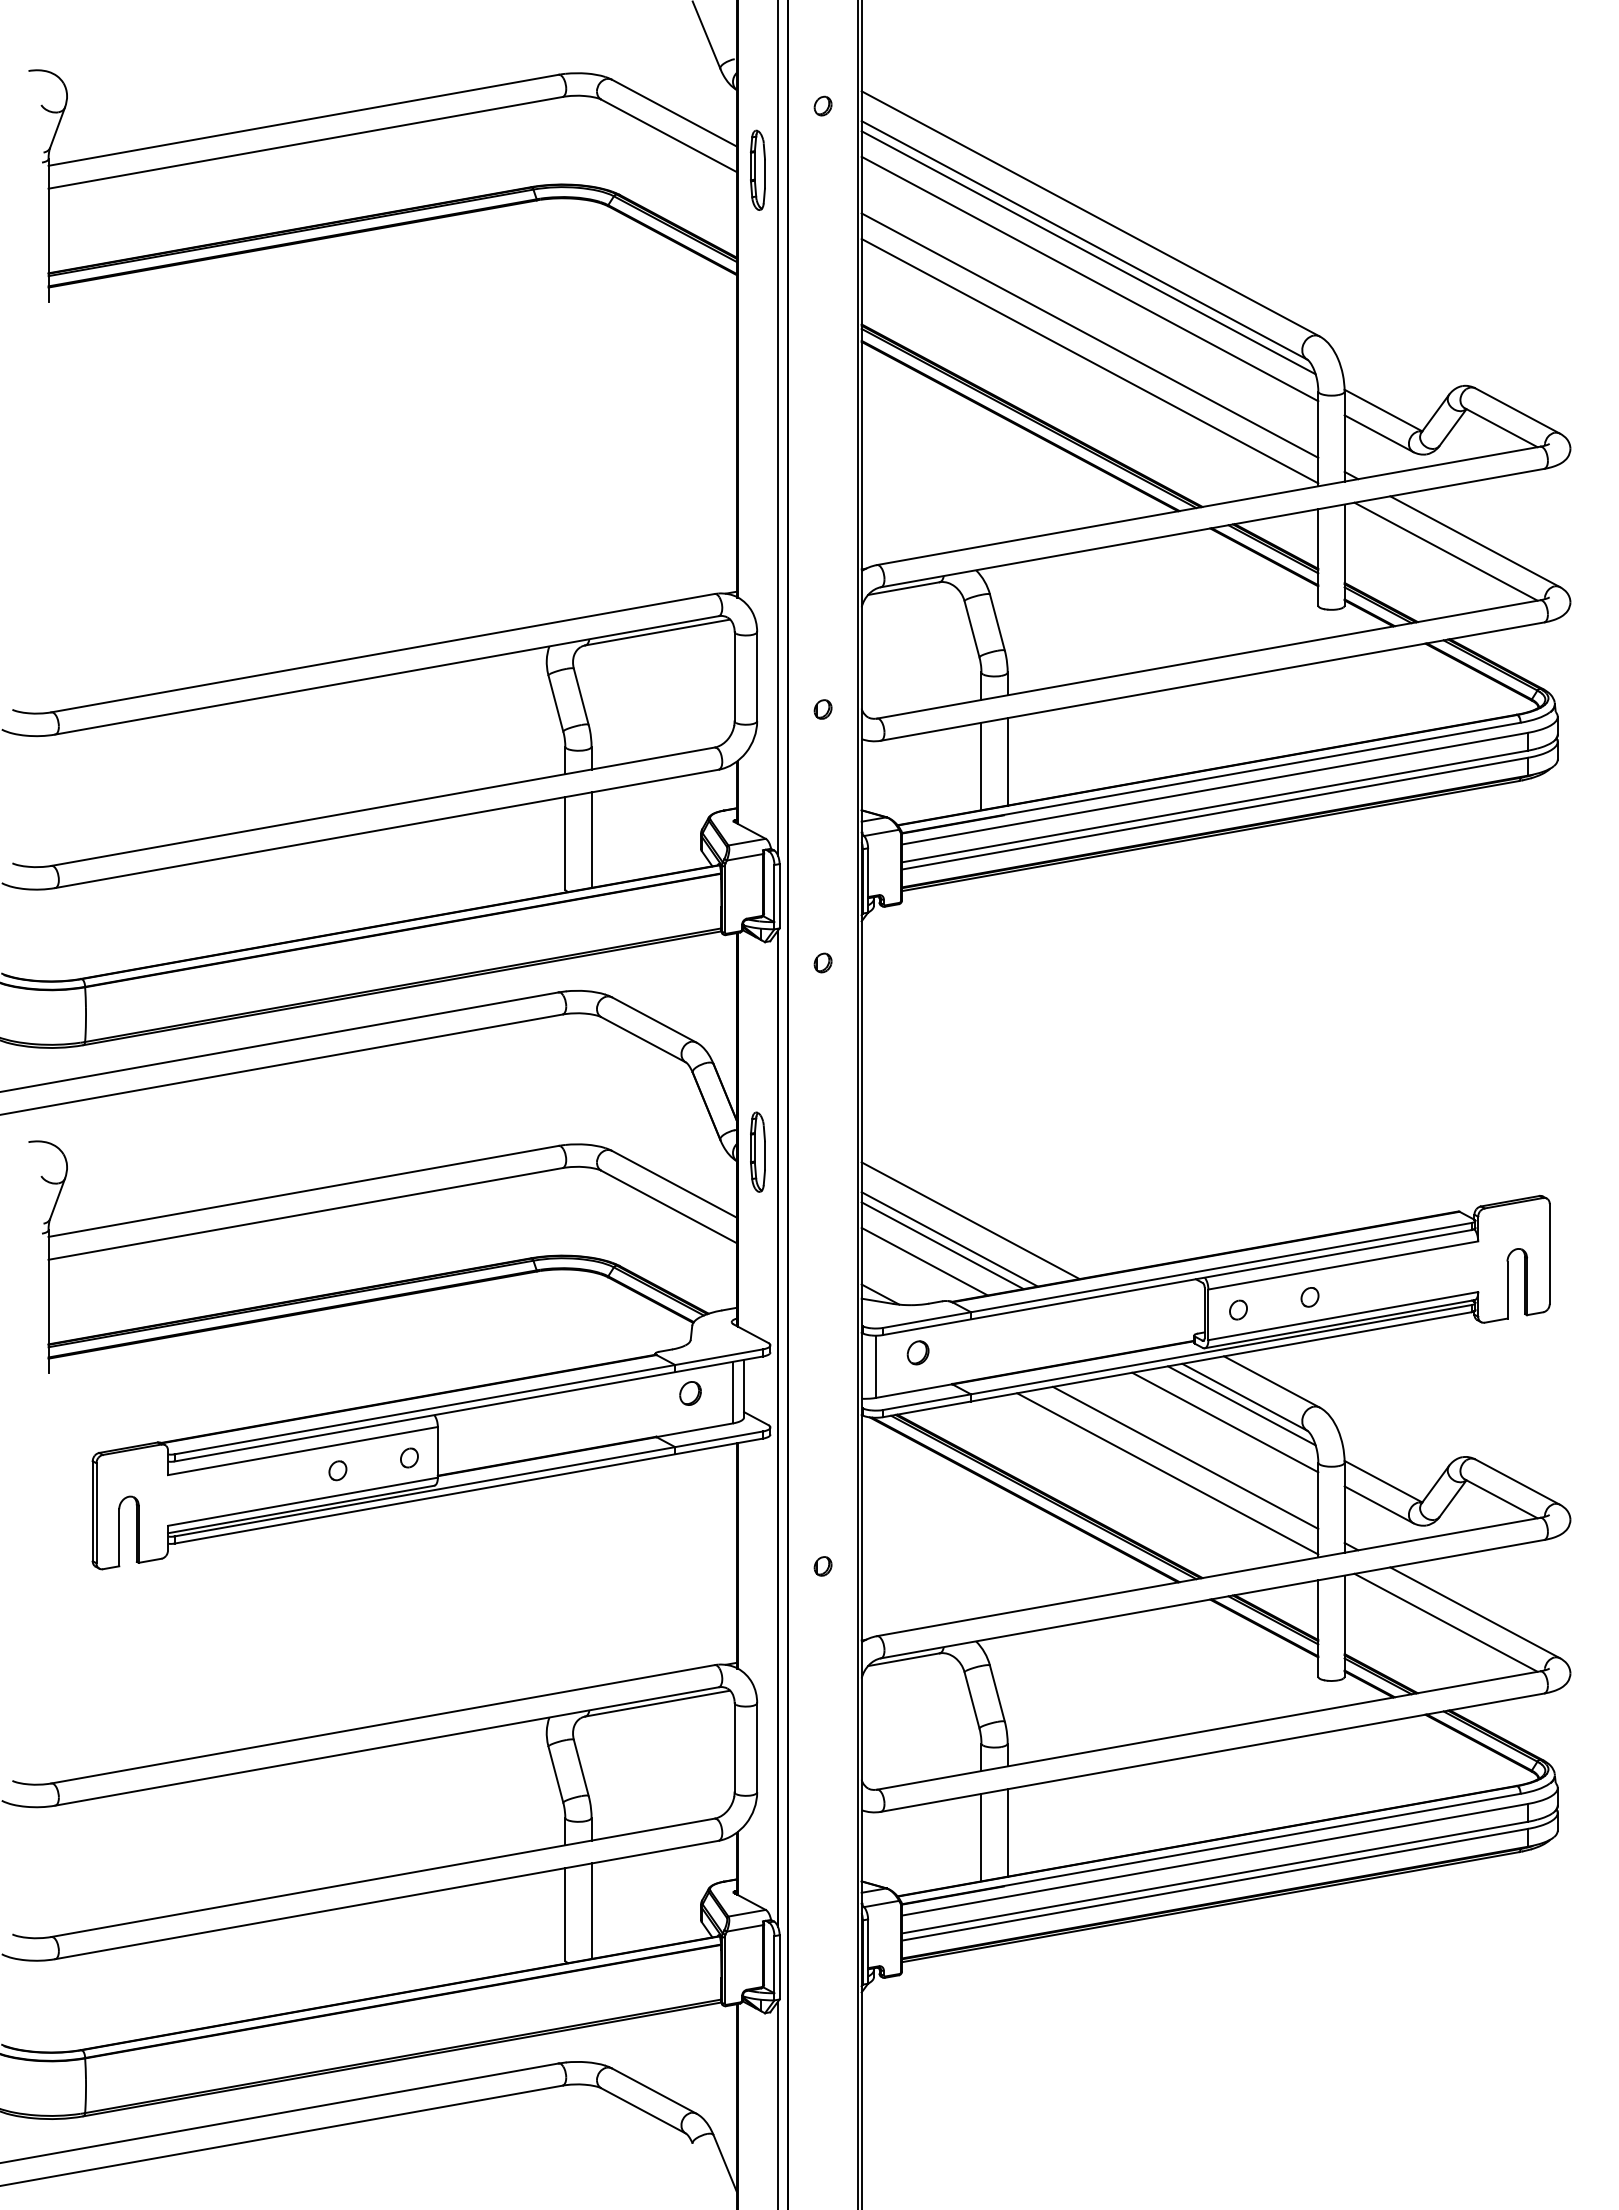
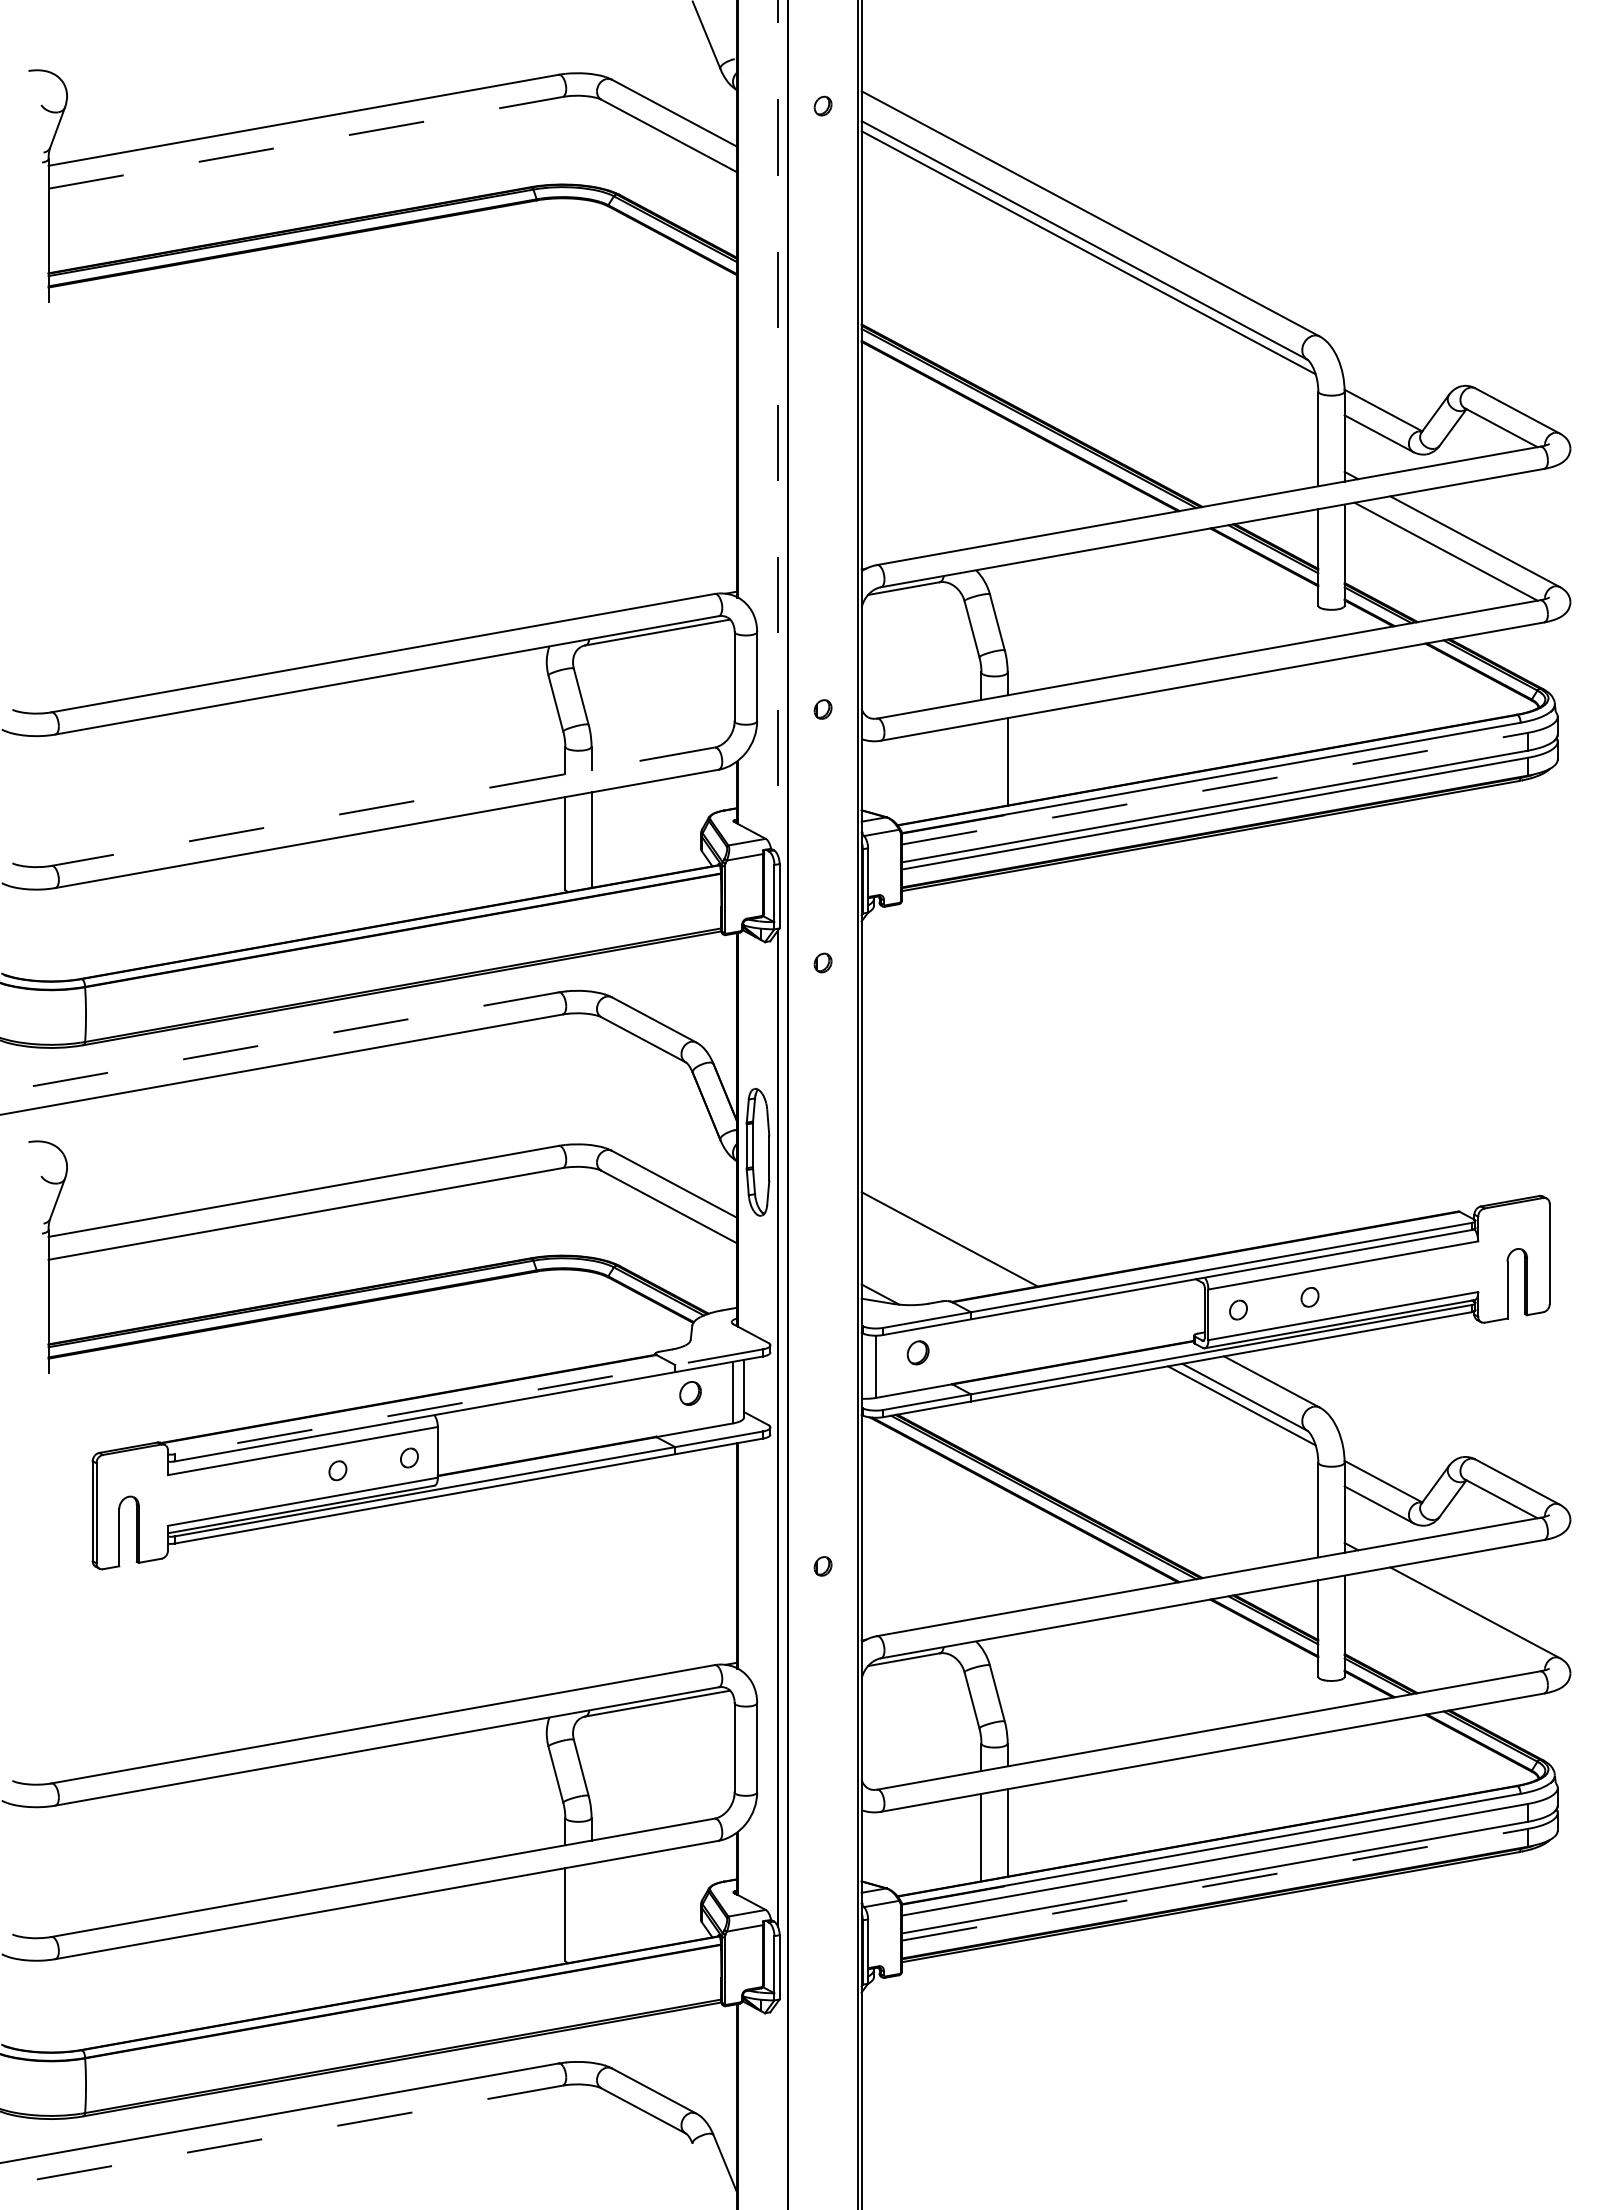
line: solid -> dashed (306, 142)
part: present -> none (757, 169)
line: present -> none (1089, 278)
line: present -> none (1089, 335)
line: present -> none (1089, 360)
line: solid -> dashed (778, 428)
line: present -> none (981, 766)
line: solid -> dashed (1214, 788)
line: solid -> dashed (382, 806)
line: solid -> dashed (279, 1042)
part size: 16x82 px -> 26x130 px (757, 1151)
line: present -> none (970, 1220)
line: present -> none (942, 1245)
line: present -> none (924, 1261)
line: solid -> dashed (468, 1401)
line: present -> none (1225, 1422)
line: present -> none (1185, 1457)
line: present -> none (1167, 1473)
line: present -> none (1445, 1622)
line: solid -> dashed (1214, 1884)
line: present -> none (591, 1910)
line: present -> none (778, 2103)
line: solid -> dashed (281, 2135)
